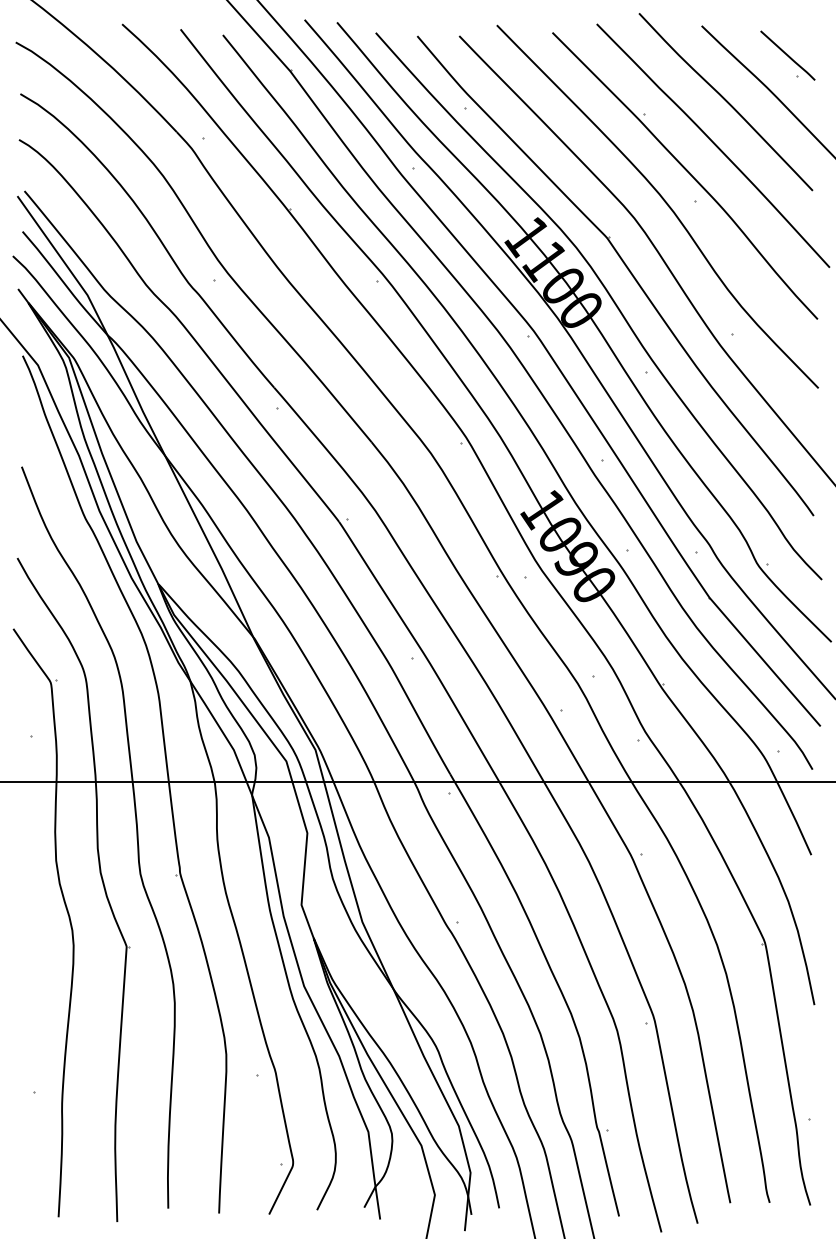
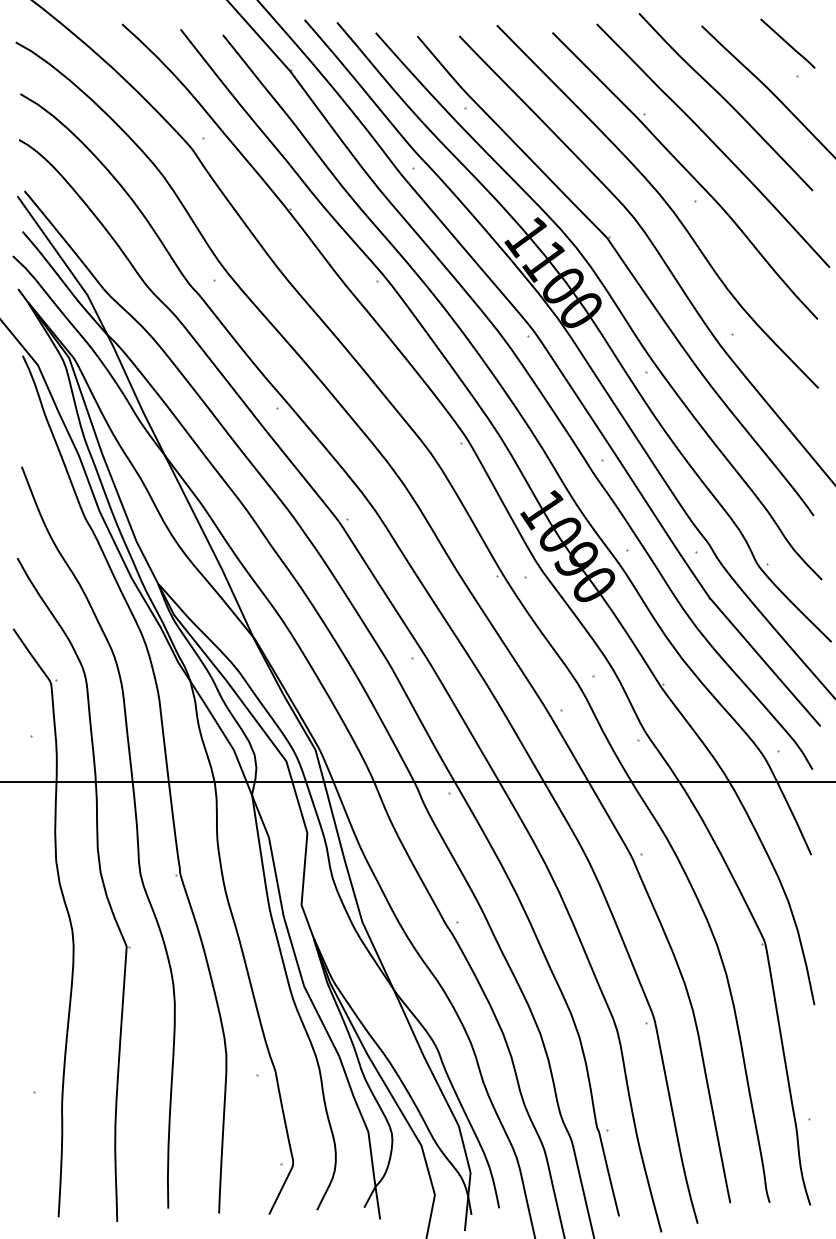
line position: (787, 55) -> (787, 43) (787, 43)
